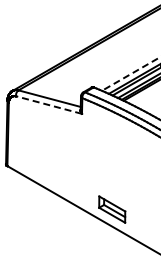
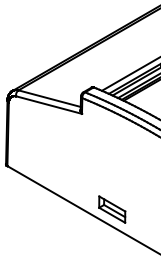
line: dashed -> solid (131, 73)
line: dashed -> solid (48, 104)
